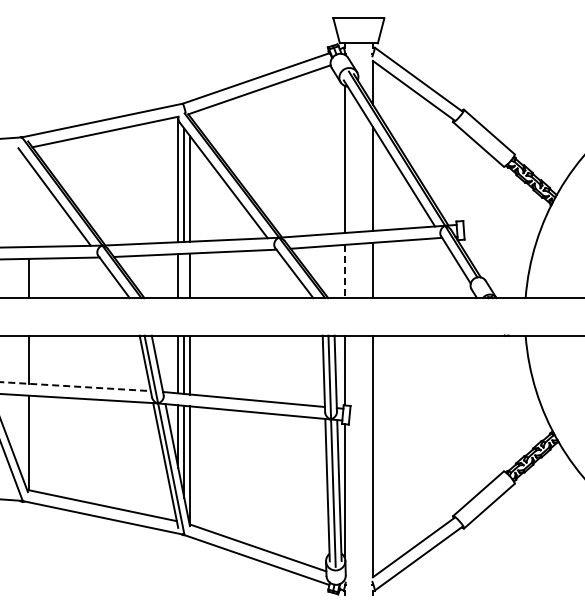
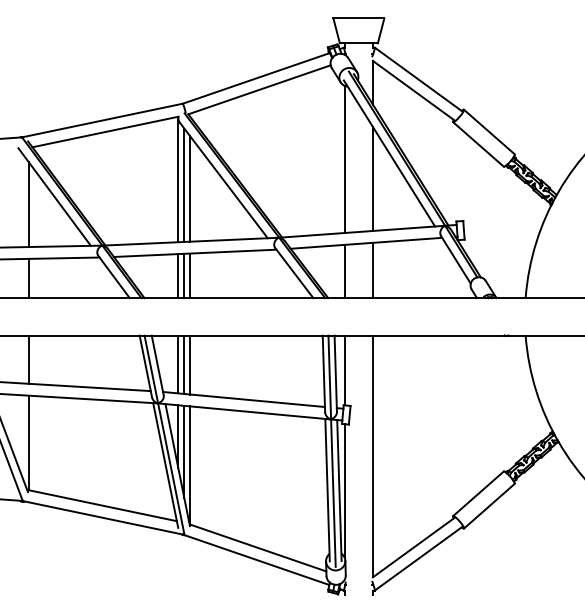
line: none -> present (28, 204)
line: dashed -> solid (344, 271)
line: none -> present (184, 275)
line: dashed -> solid (76, 386)
